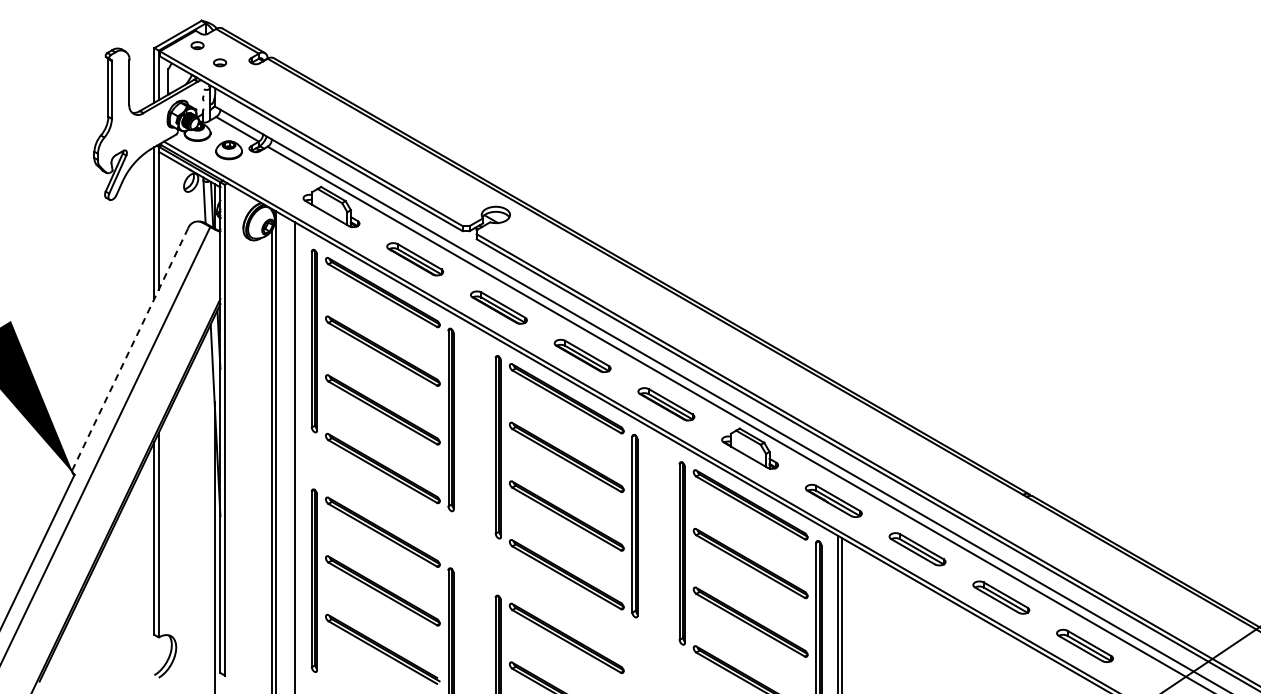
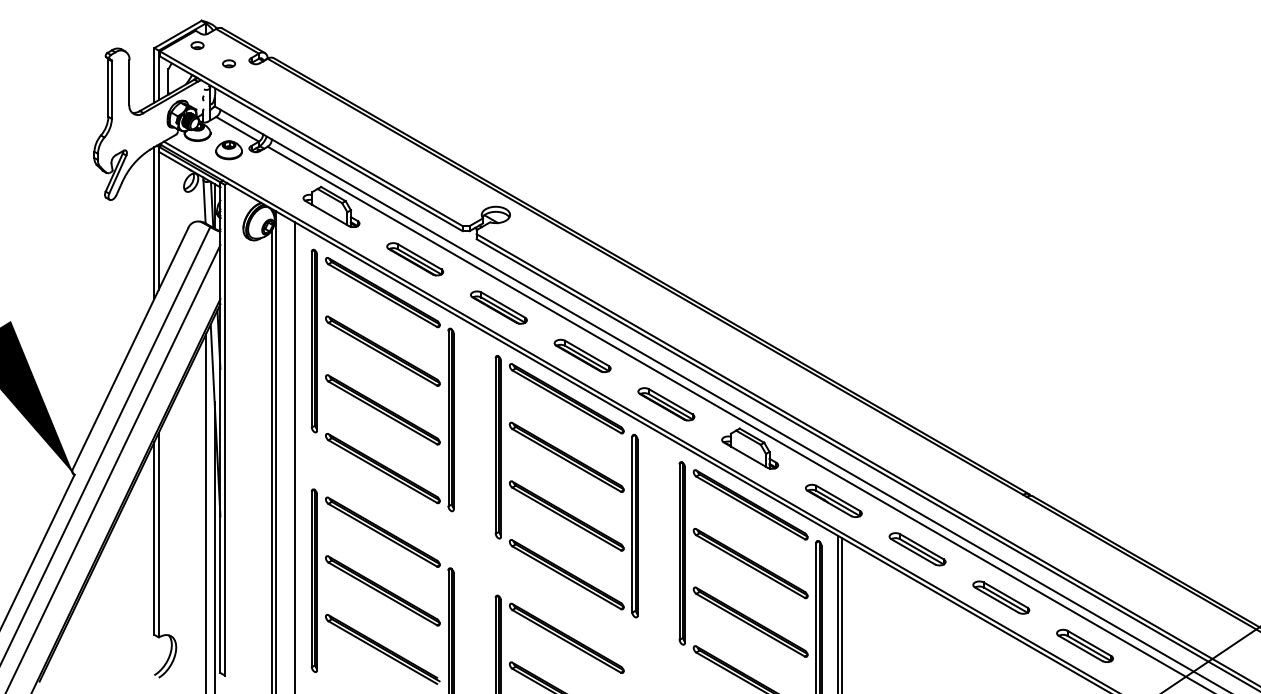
part position: (220, 62) -> (229, 63) (229, 63)
line: dashed -> solid (130, 348)
line: none -> present (113, 467)
line: none -> present (206, 511)
